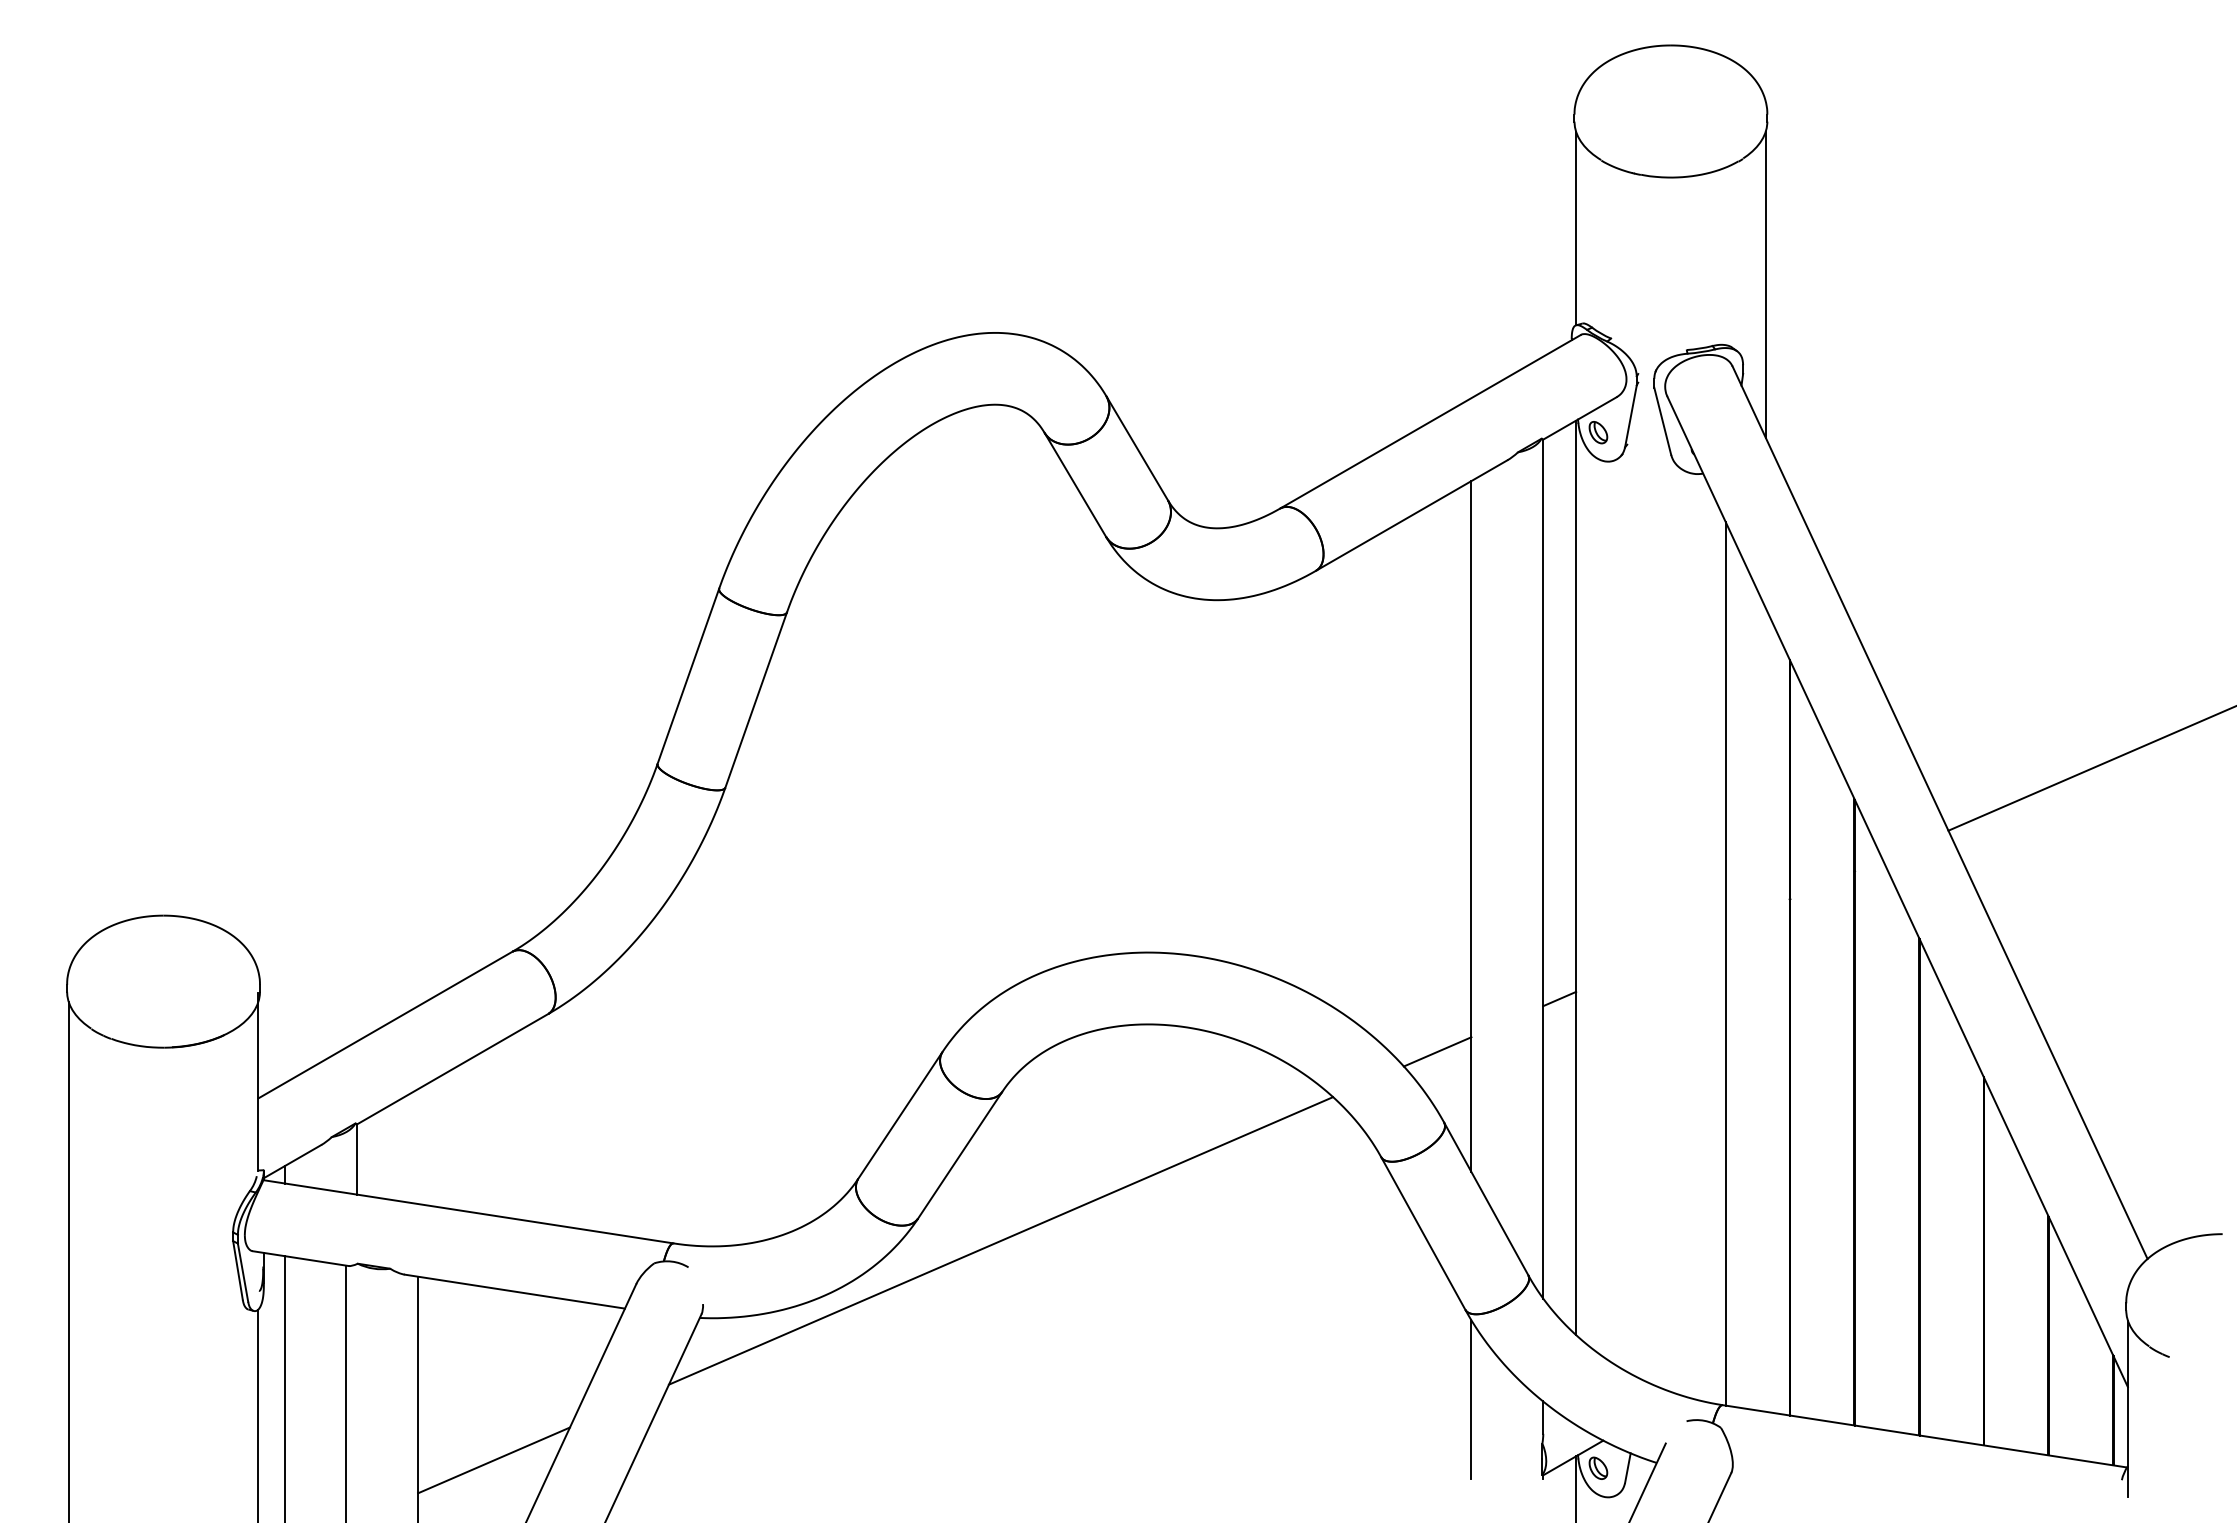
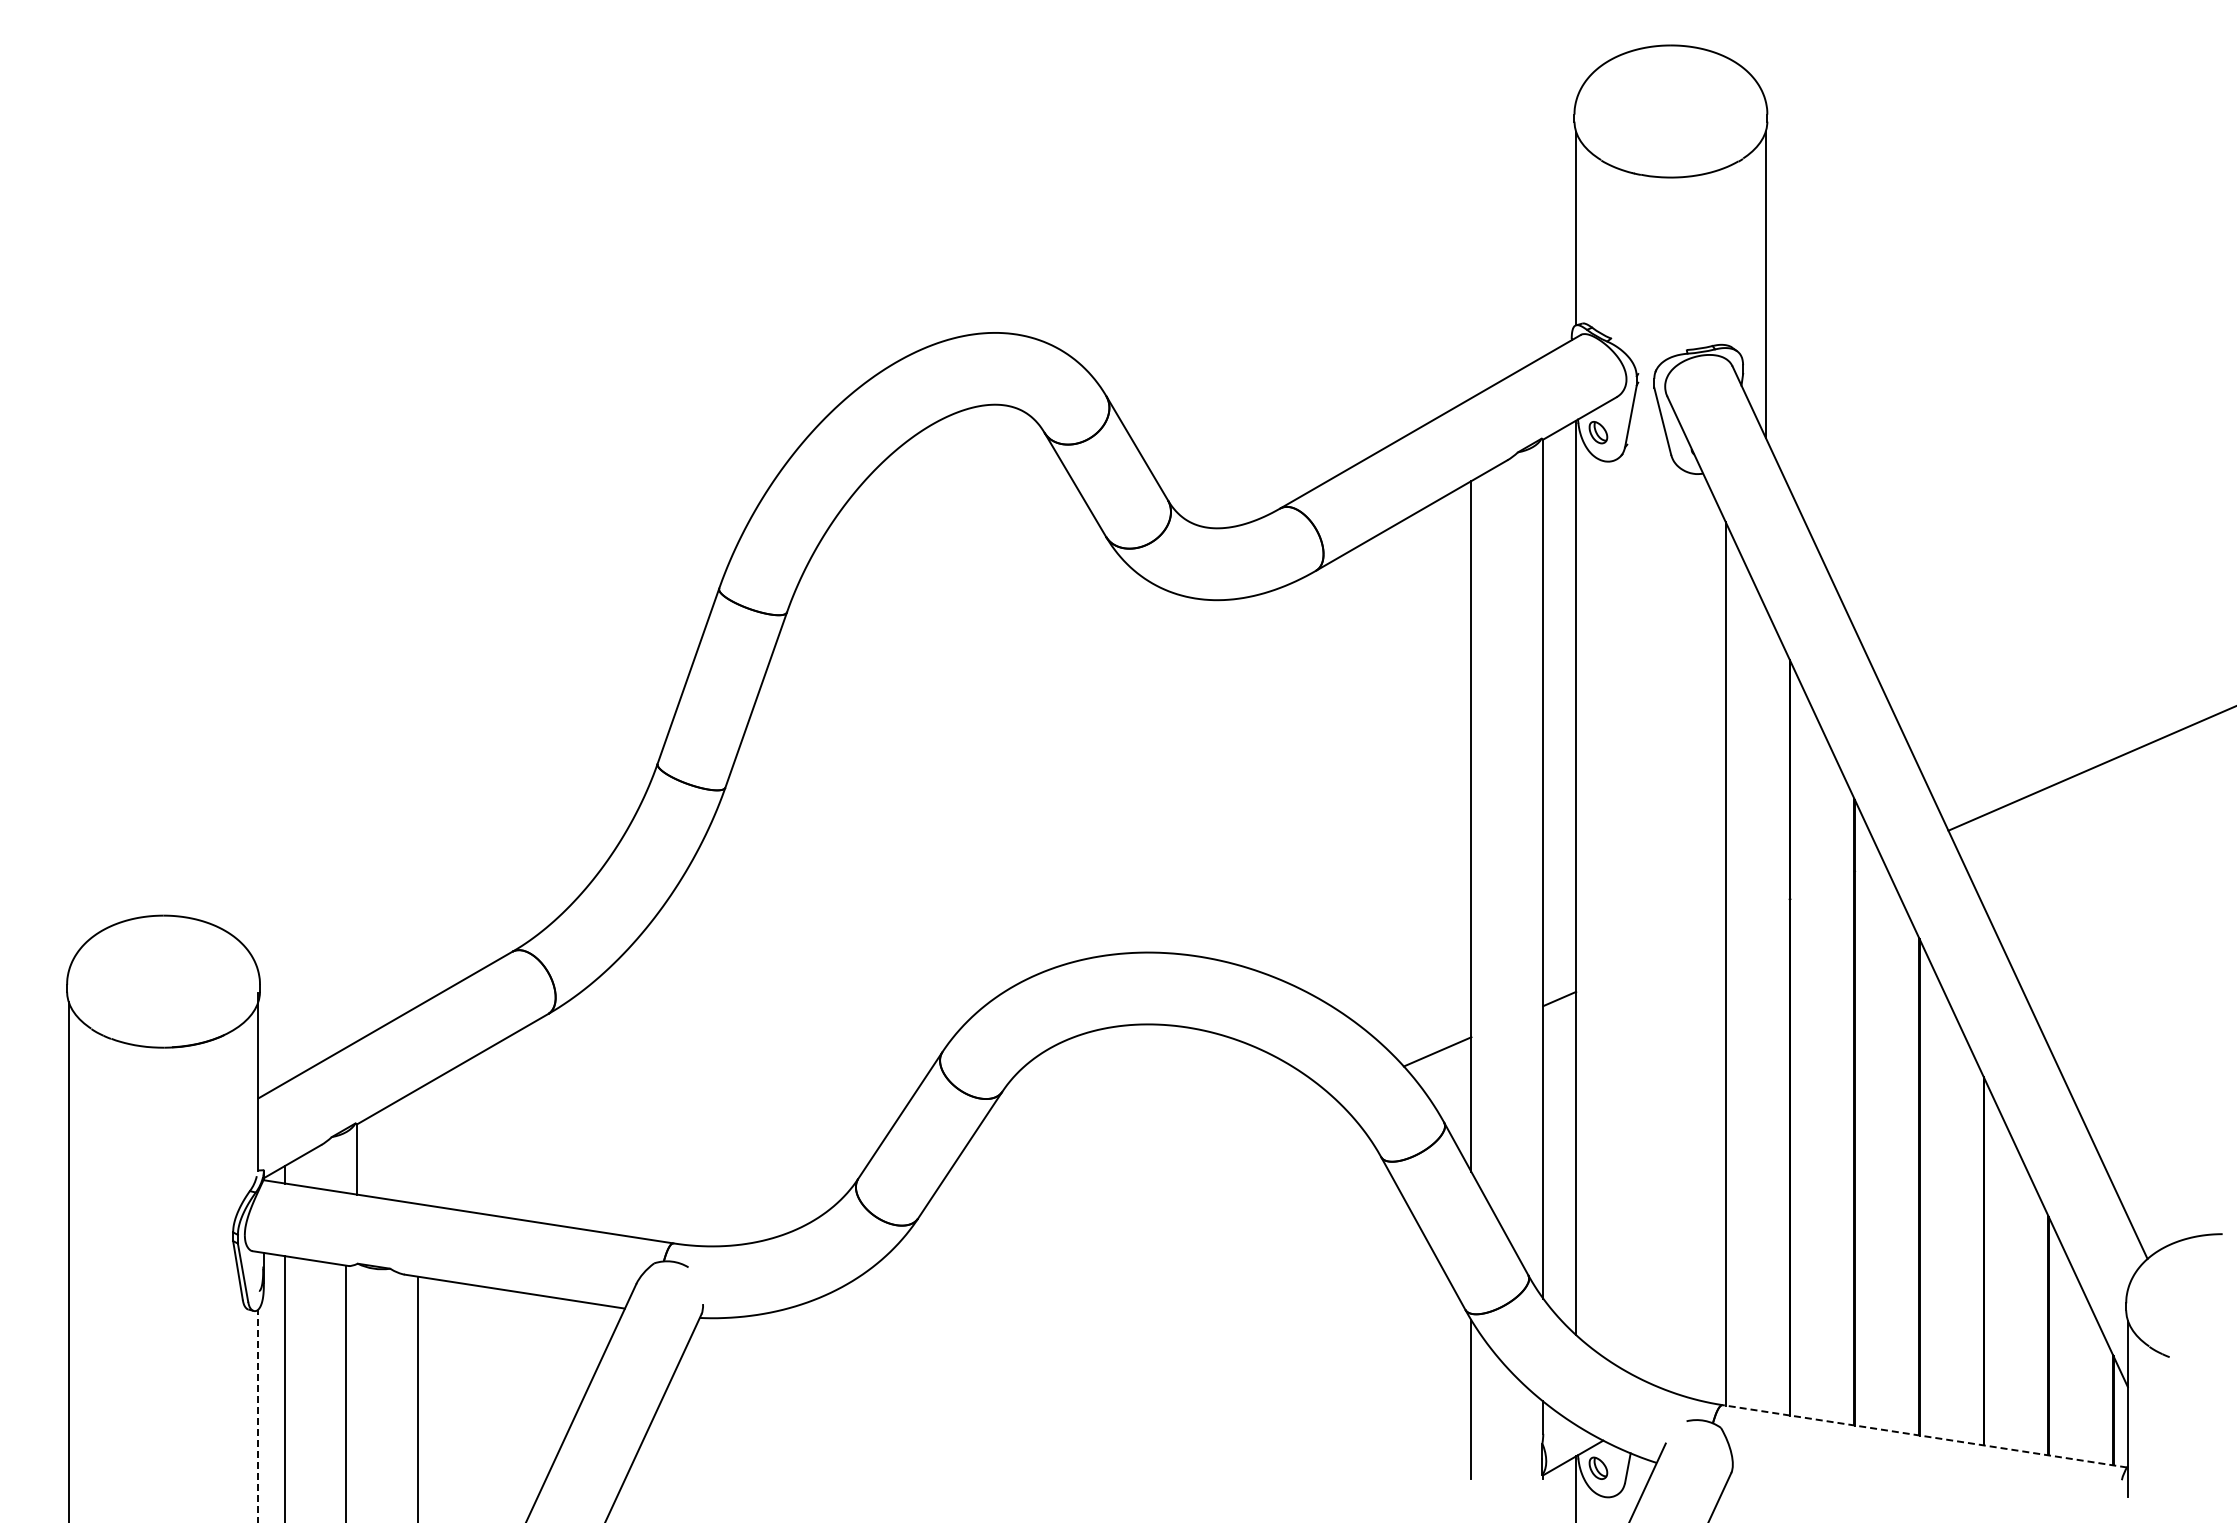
line: present -> none (1000, 1240)
line: solid -> dashed (258, 1415)
line: solid -> dashed (1924, 1436)
line: present -> none (493, 1460)
